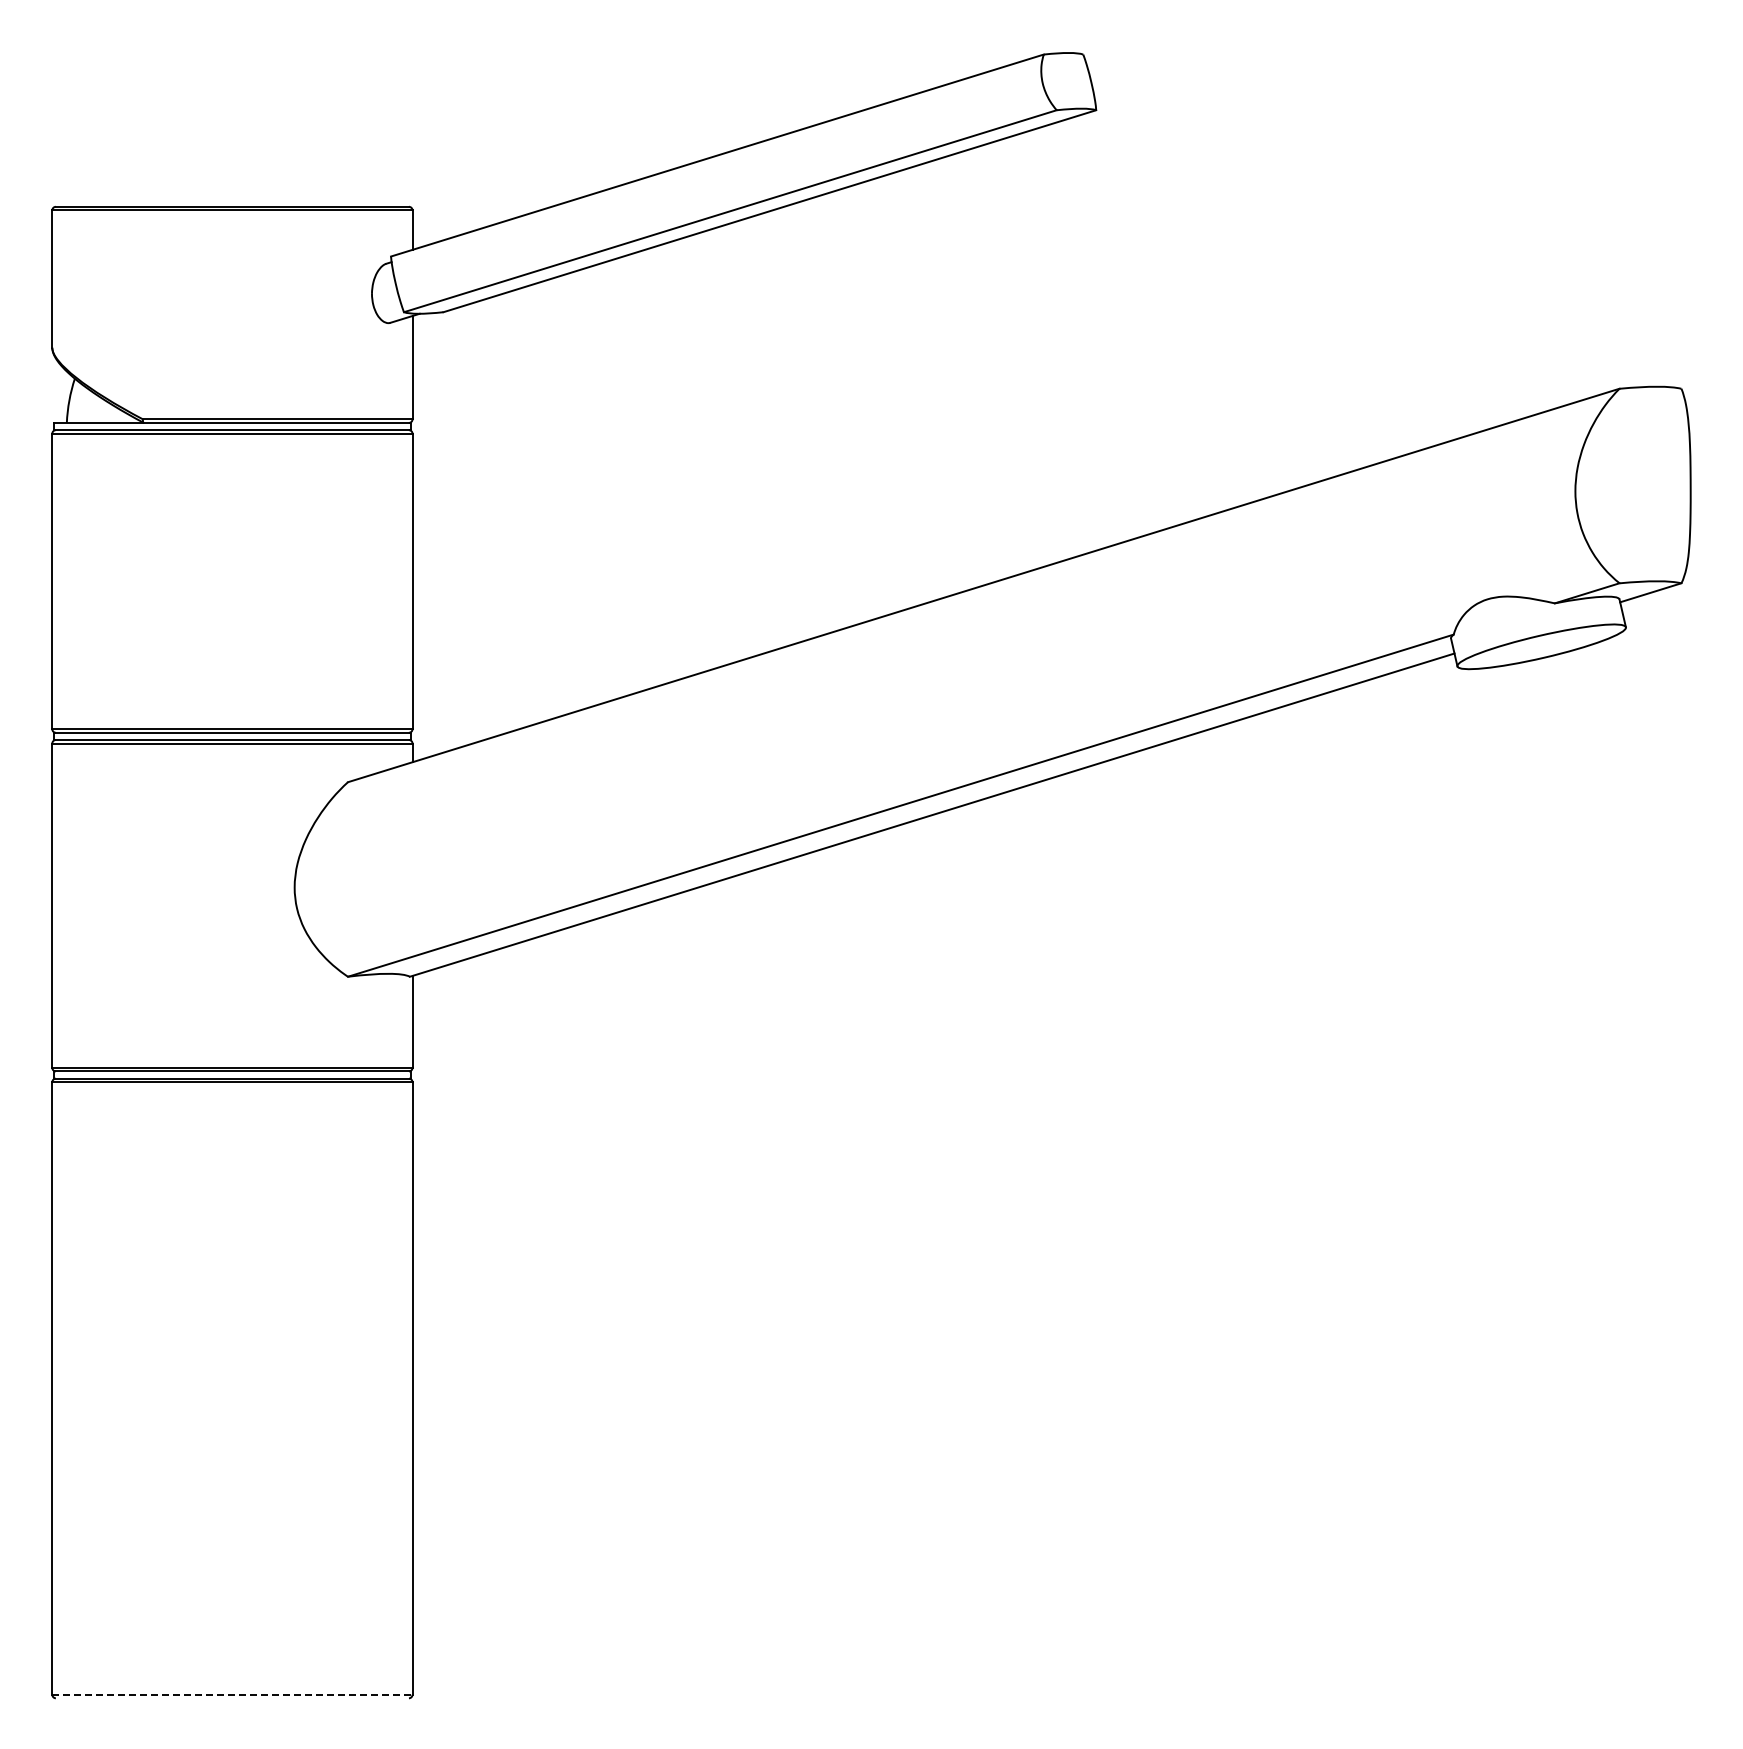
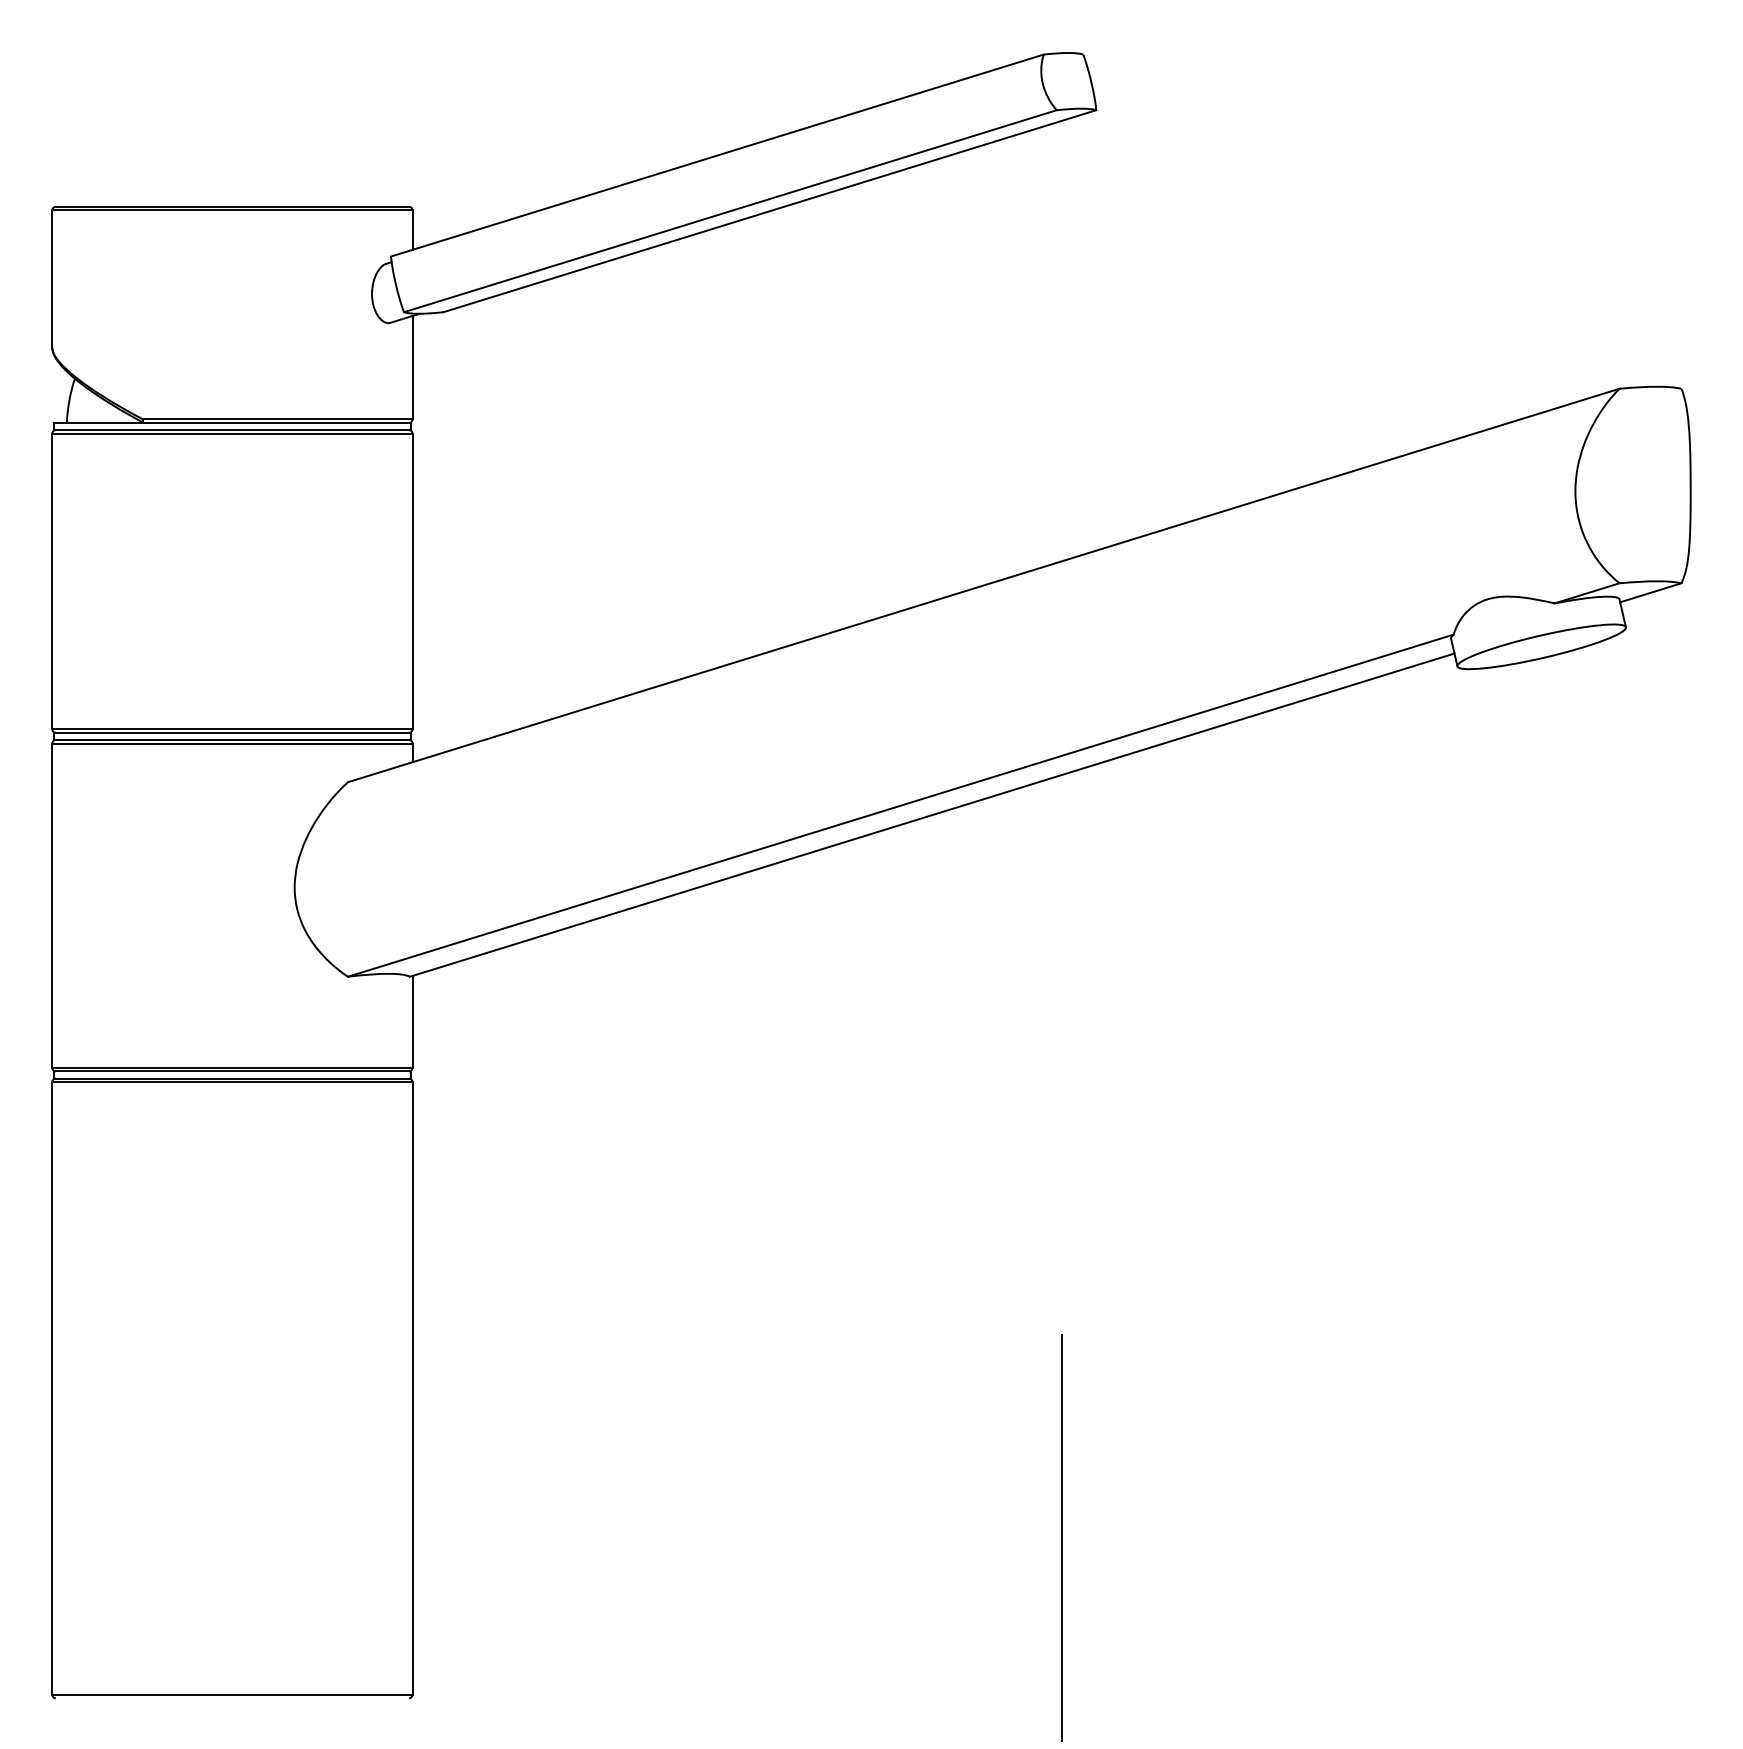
line: none -> present (1062, 1539)
line: dashed -> solid (232, 1694)
